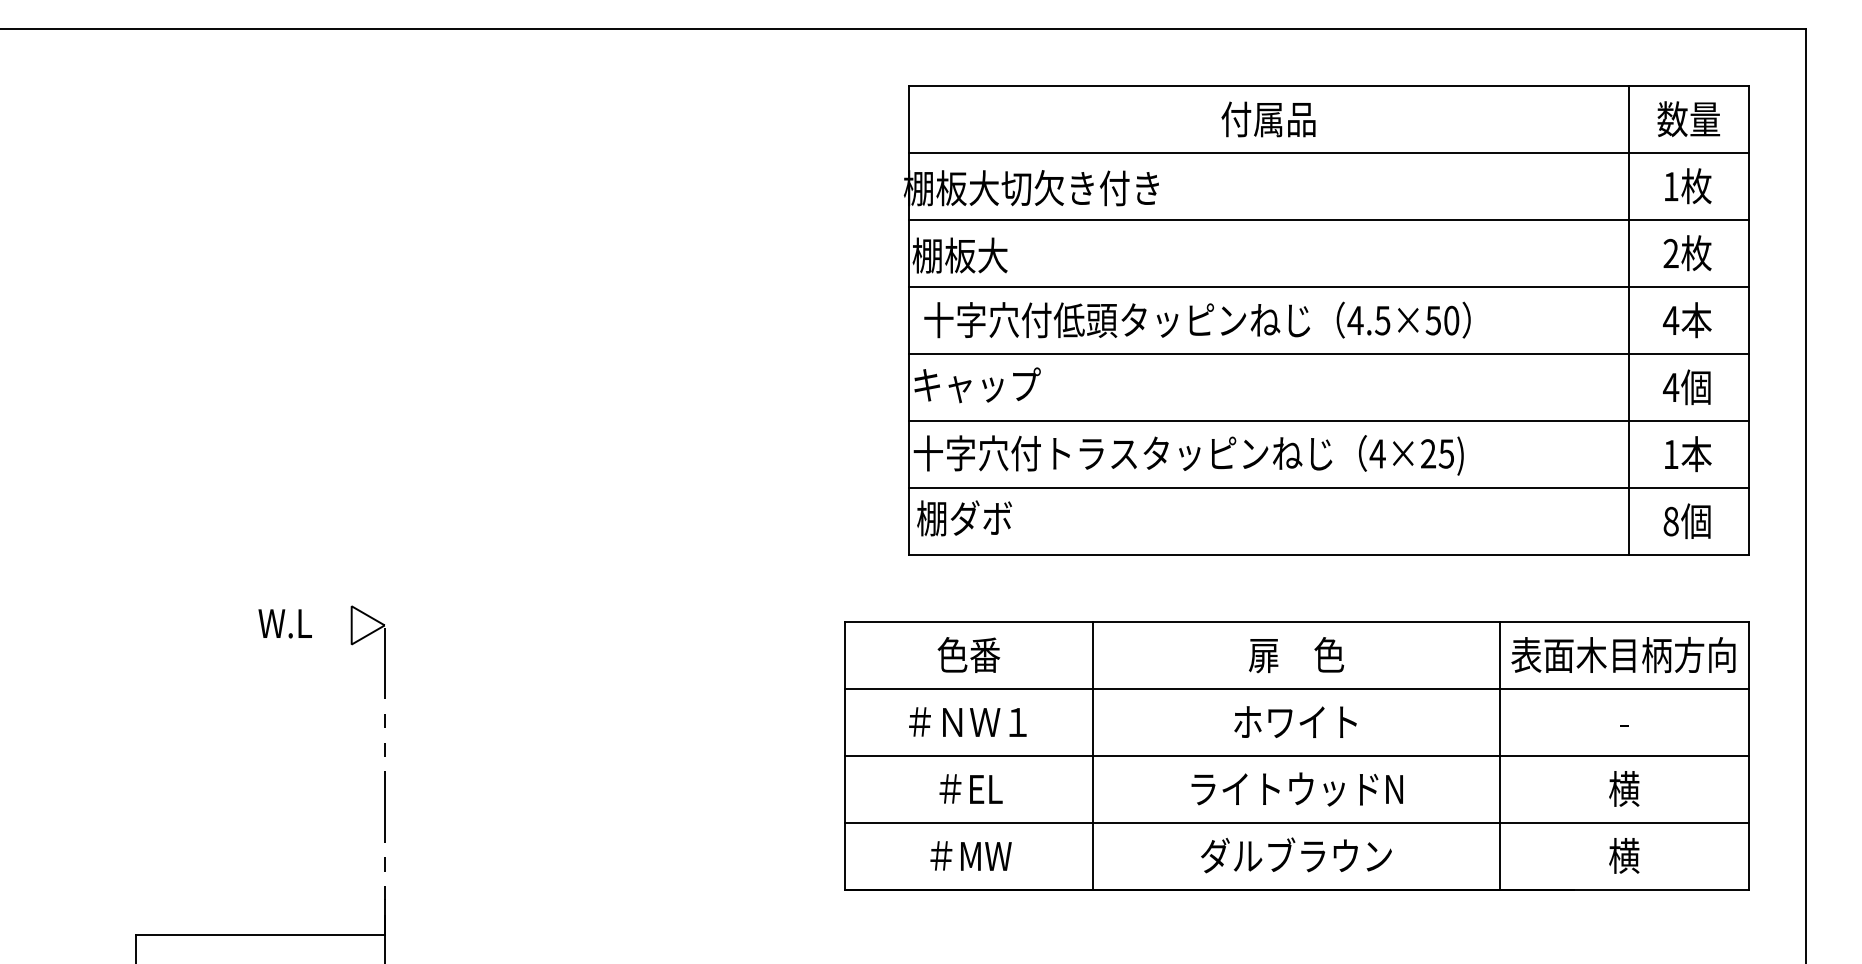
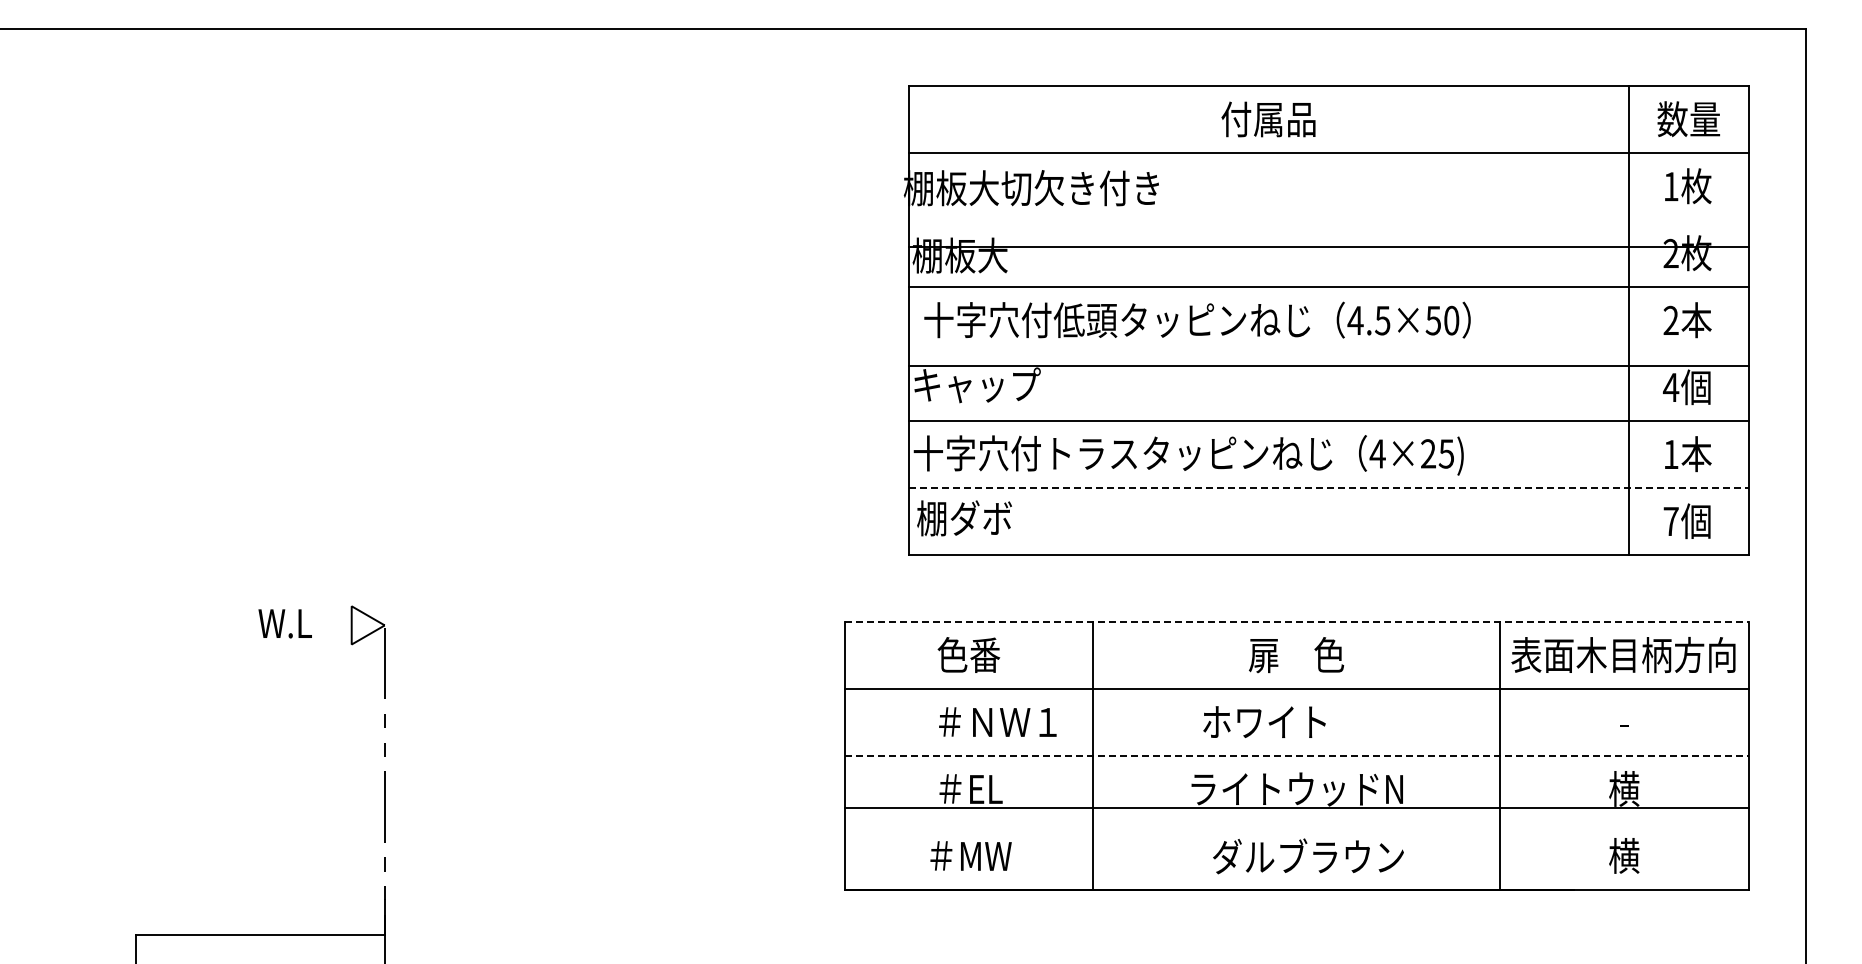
line position: (1328, 220) -> (1328, 247) (1328, 247)
text: 4 -> 2 (1670, 319)
line position: (1328, 354) -> (1328, 366) (1328, 366)
line: solid -> dashed (1328, 488)
text: 8 -> 7 (1670, 521)
line: solid -> dashed (1297, 622)
text position: (967, 721) -> (997, 721) (997, 721)
text position: (1295, 721) -> (1264, 721) (1264, 721)
line: solid -> dashed (1297, 756)
line position: (1296, 822) -> (1296, 807) (1296, 807)
text position: (1296, 855) -> (1308, 856) (1308, 856)
